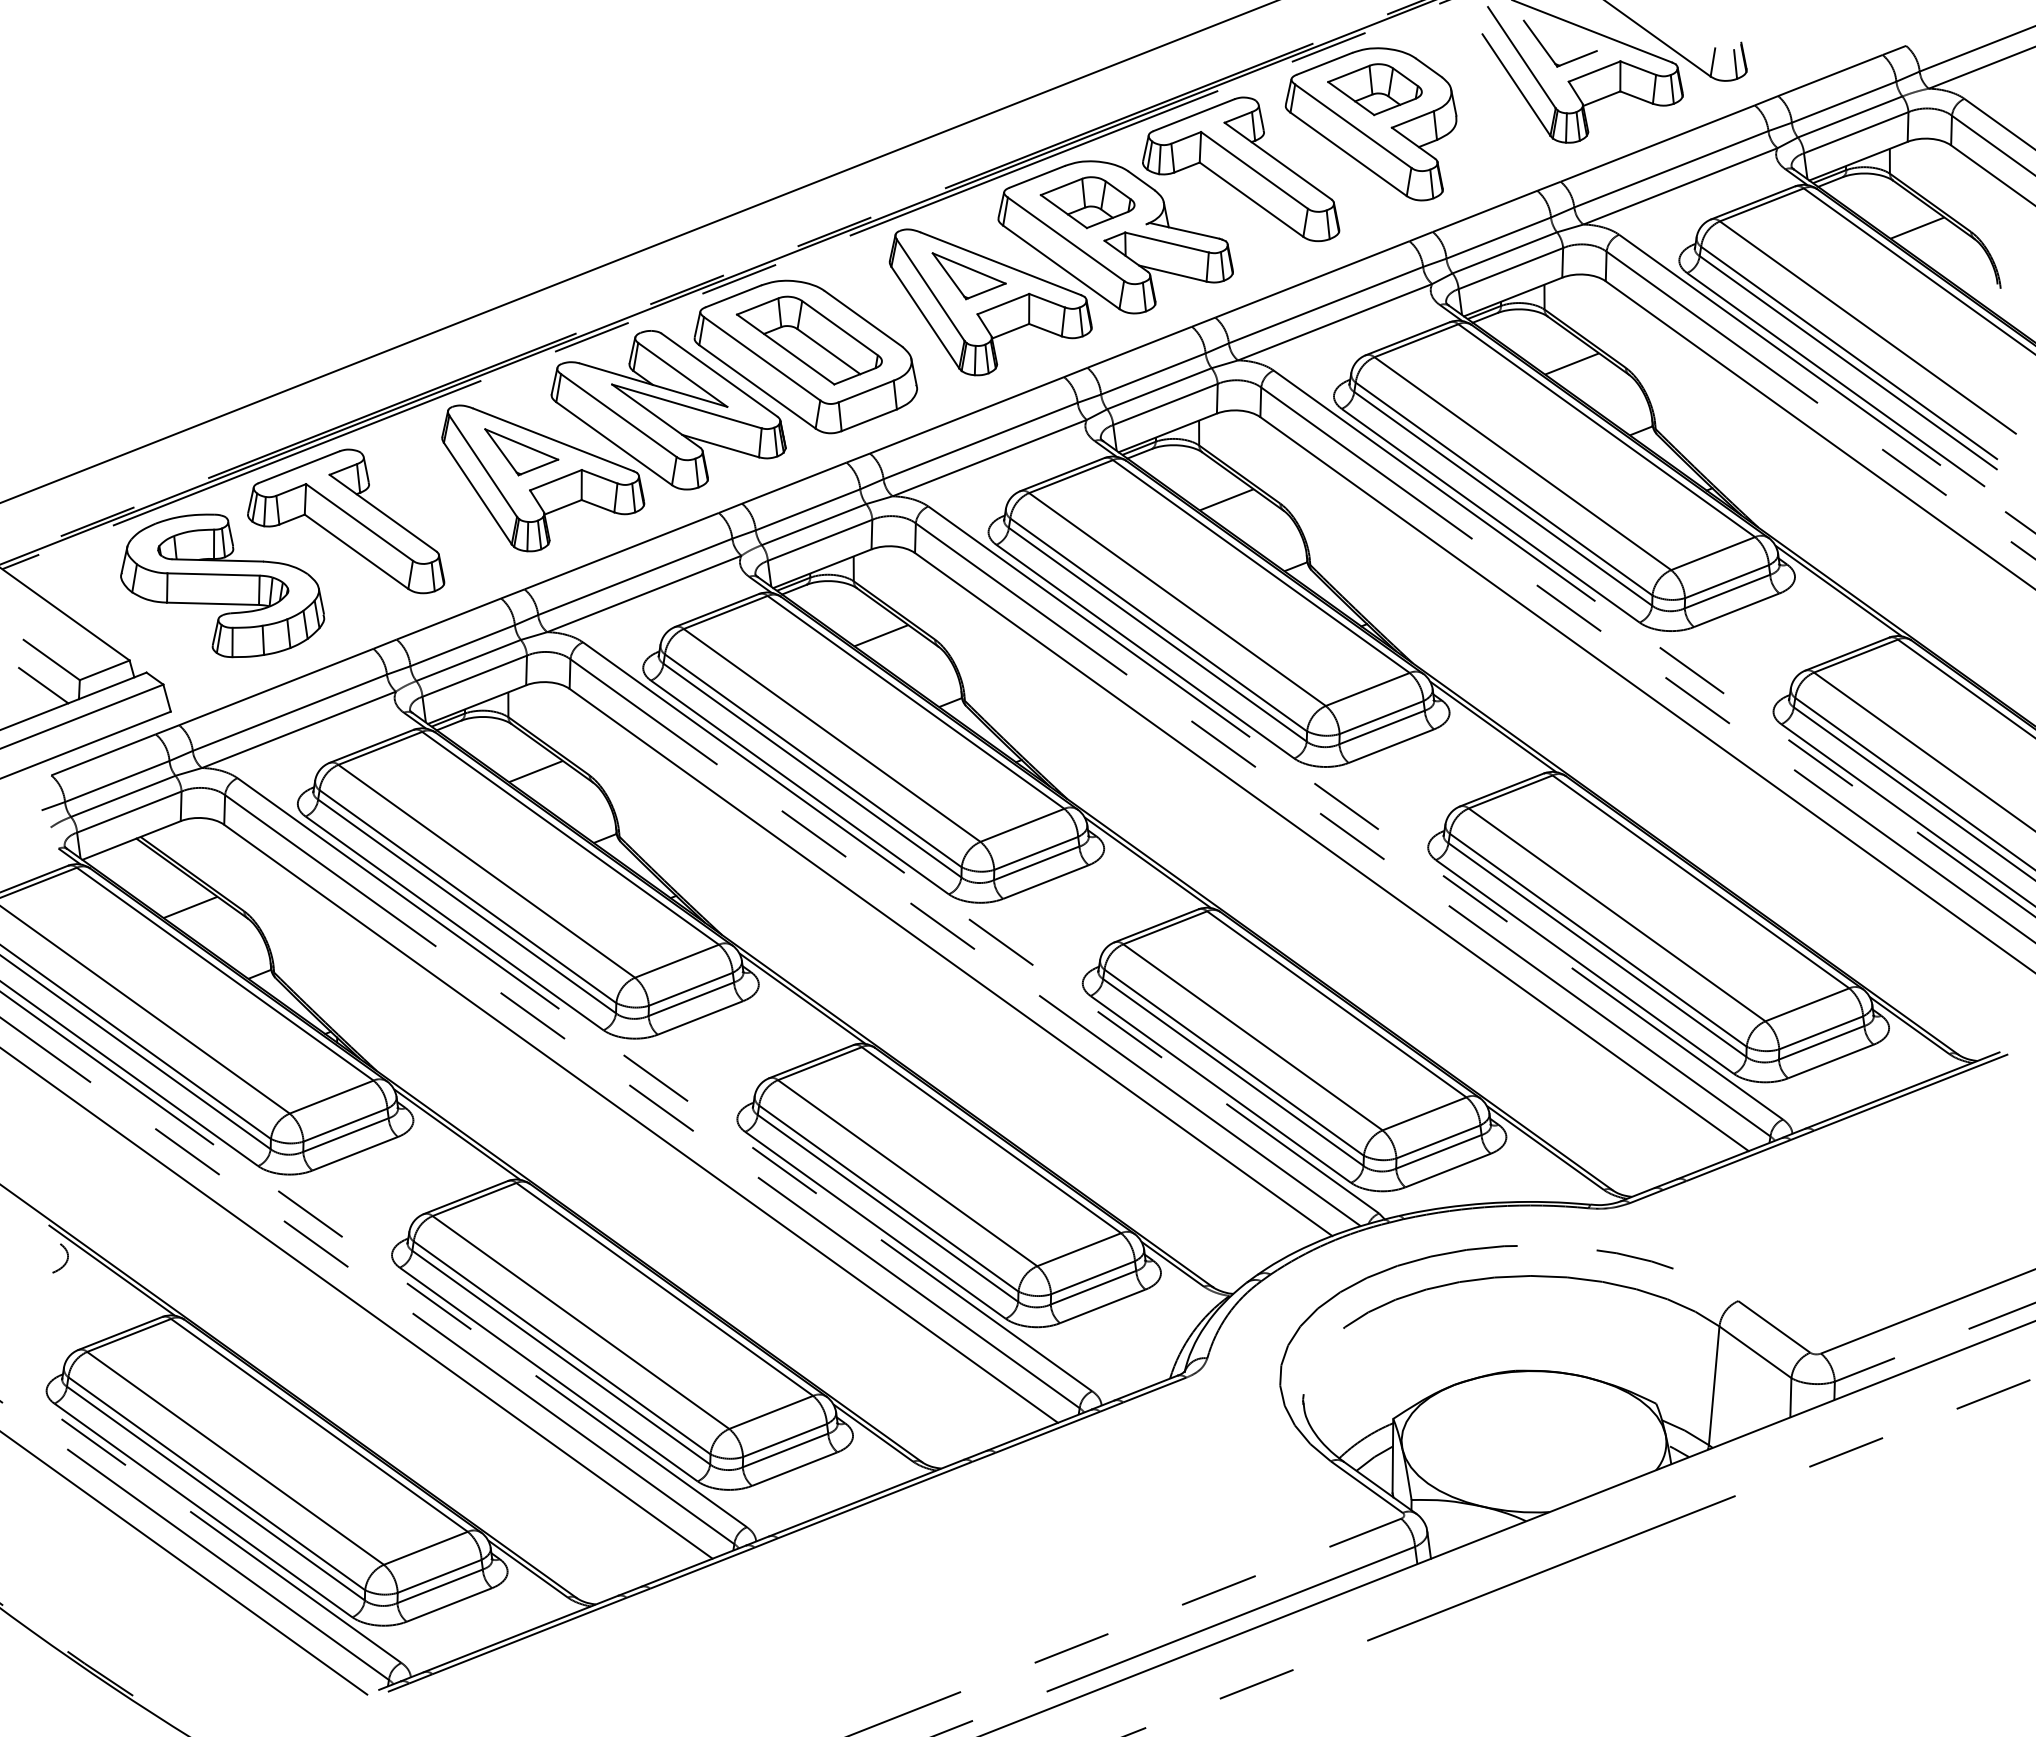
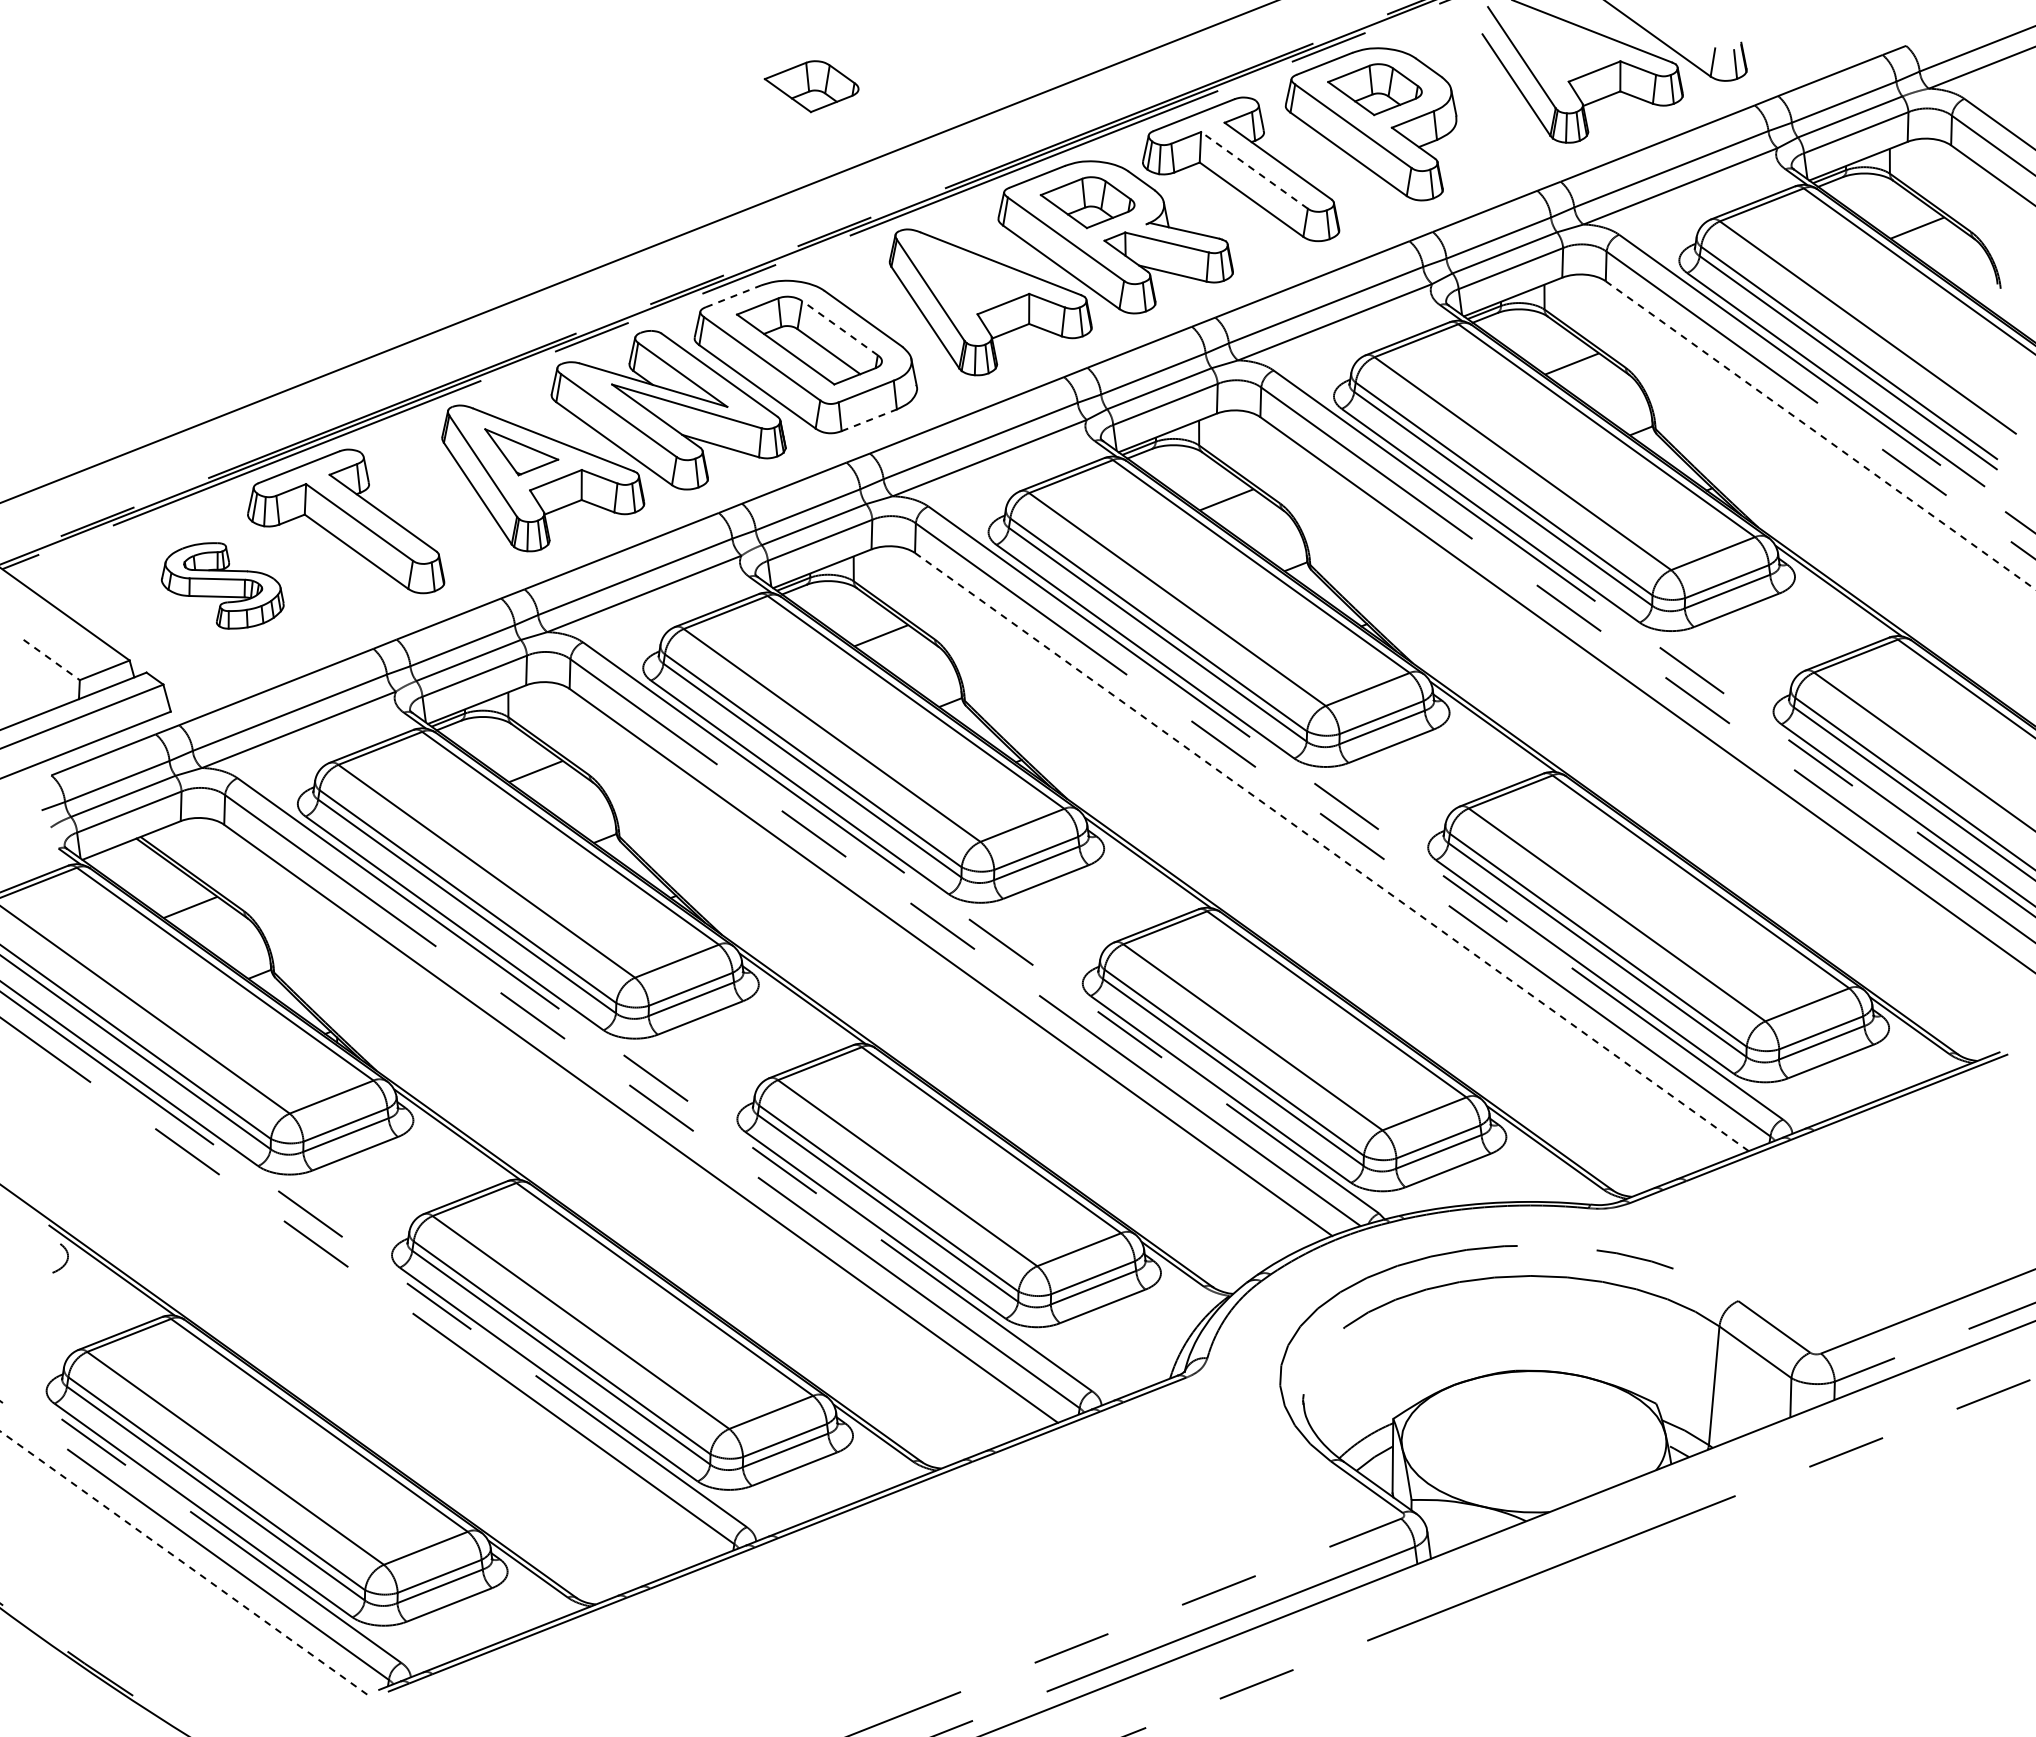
part: present -> none (1548, 52)
part: none -> present (811, 86)
line: solid -> dashed (1254, 170)
part: present -> none (968, 276)
line: solid -> dashed (733, 296)
line: solid -> dashed (840, 328)
line: solid -> dashed (869, 420)
line: solid -> dashed (1820, 435)
part size: 206x146 px -> 124x88 px (222, 585)
line: solid -> dashed (51, 660)
line: present -> none (43, 685)
line: solid -> dashed (1331, 851)
line: present -> none (357, 1303)
line: solid -> dashed (183, 1563)
